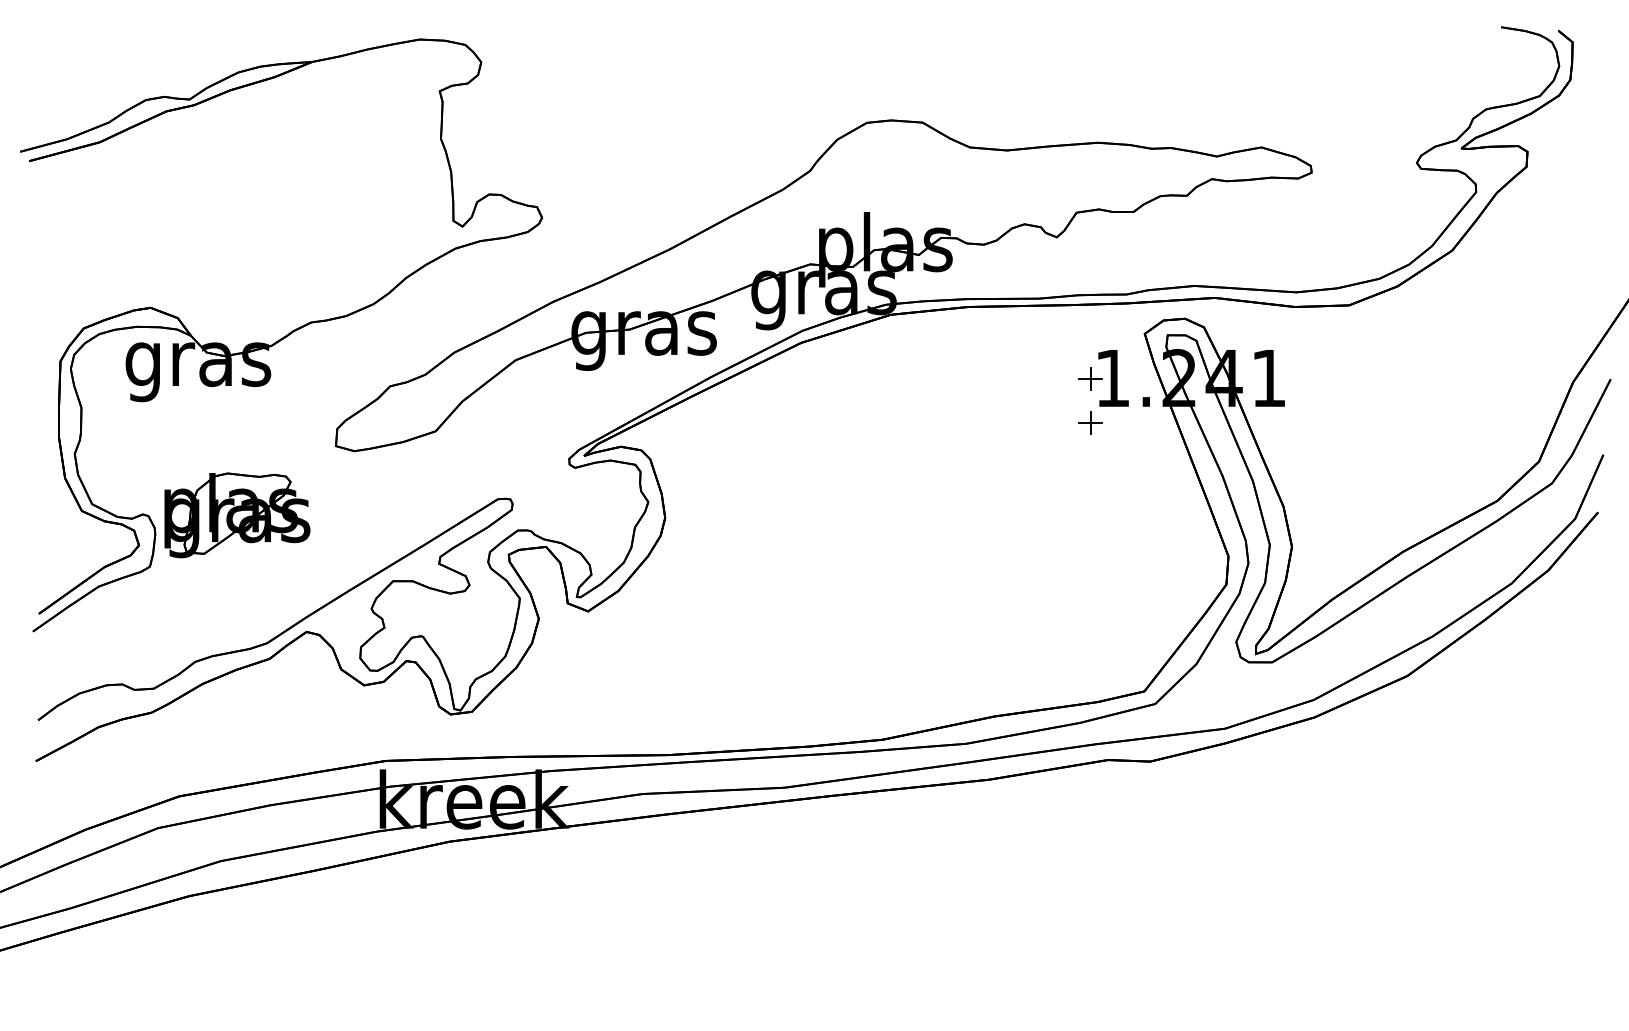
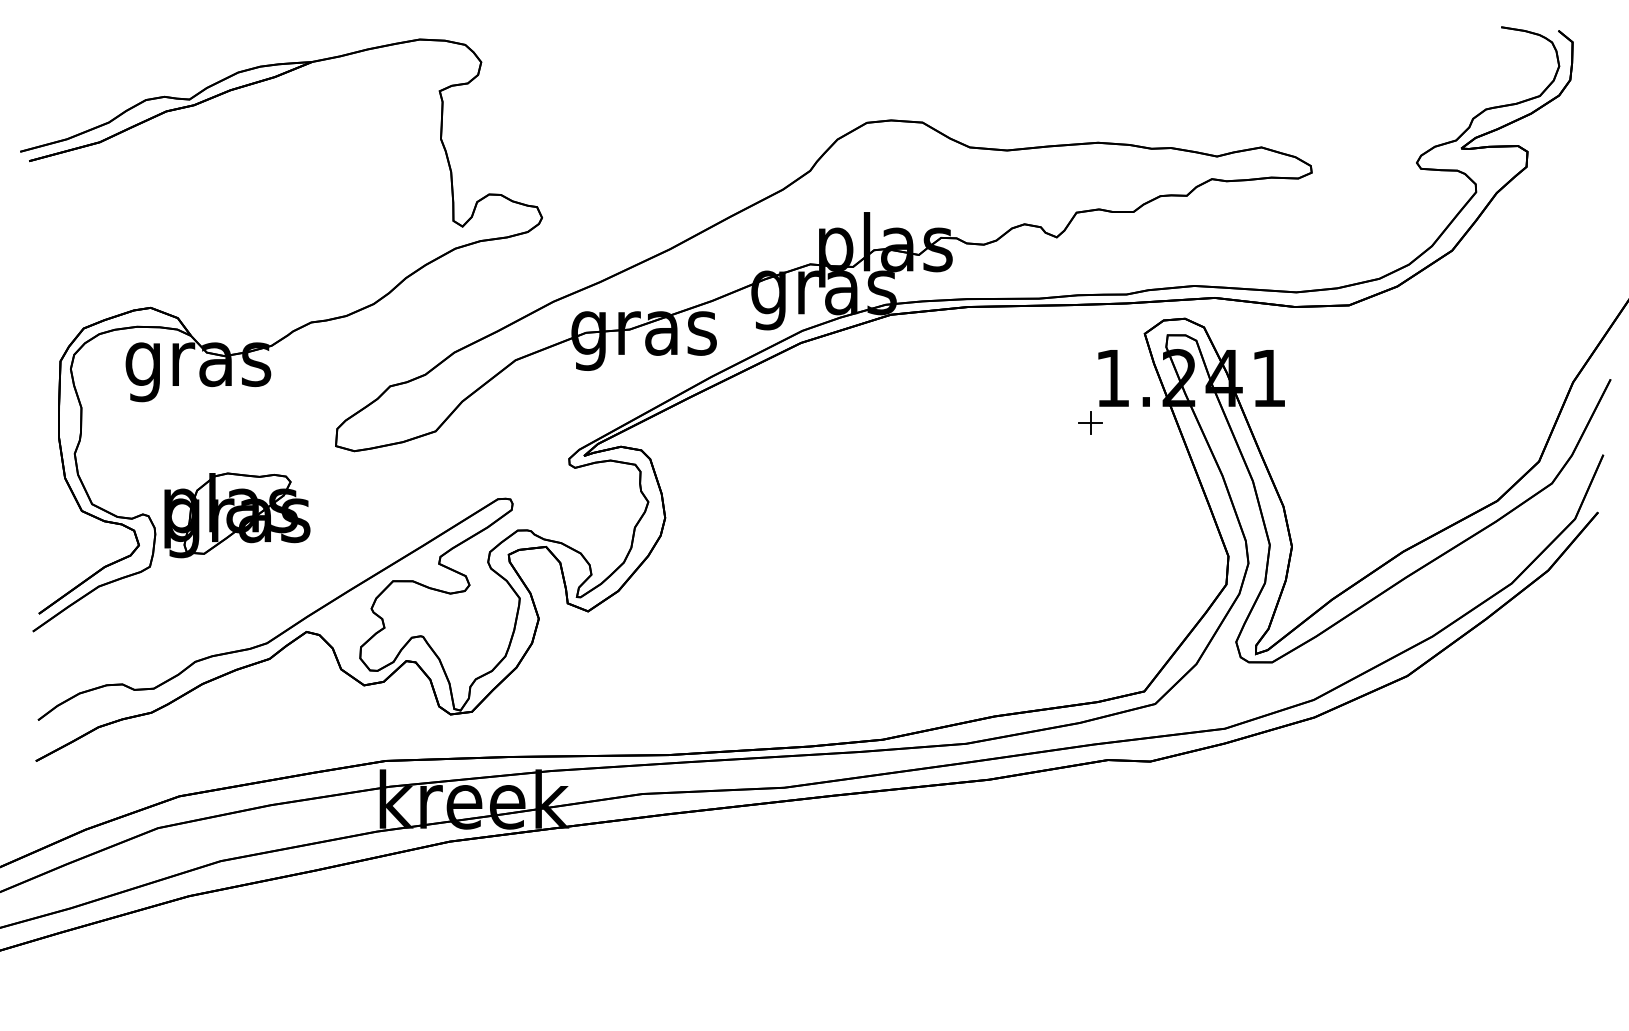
part: present -> none (1090, 378)
